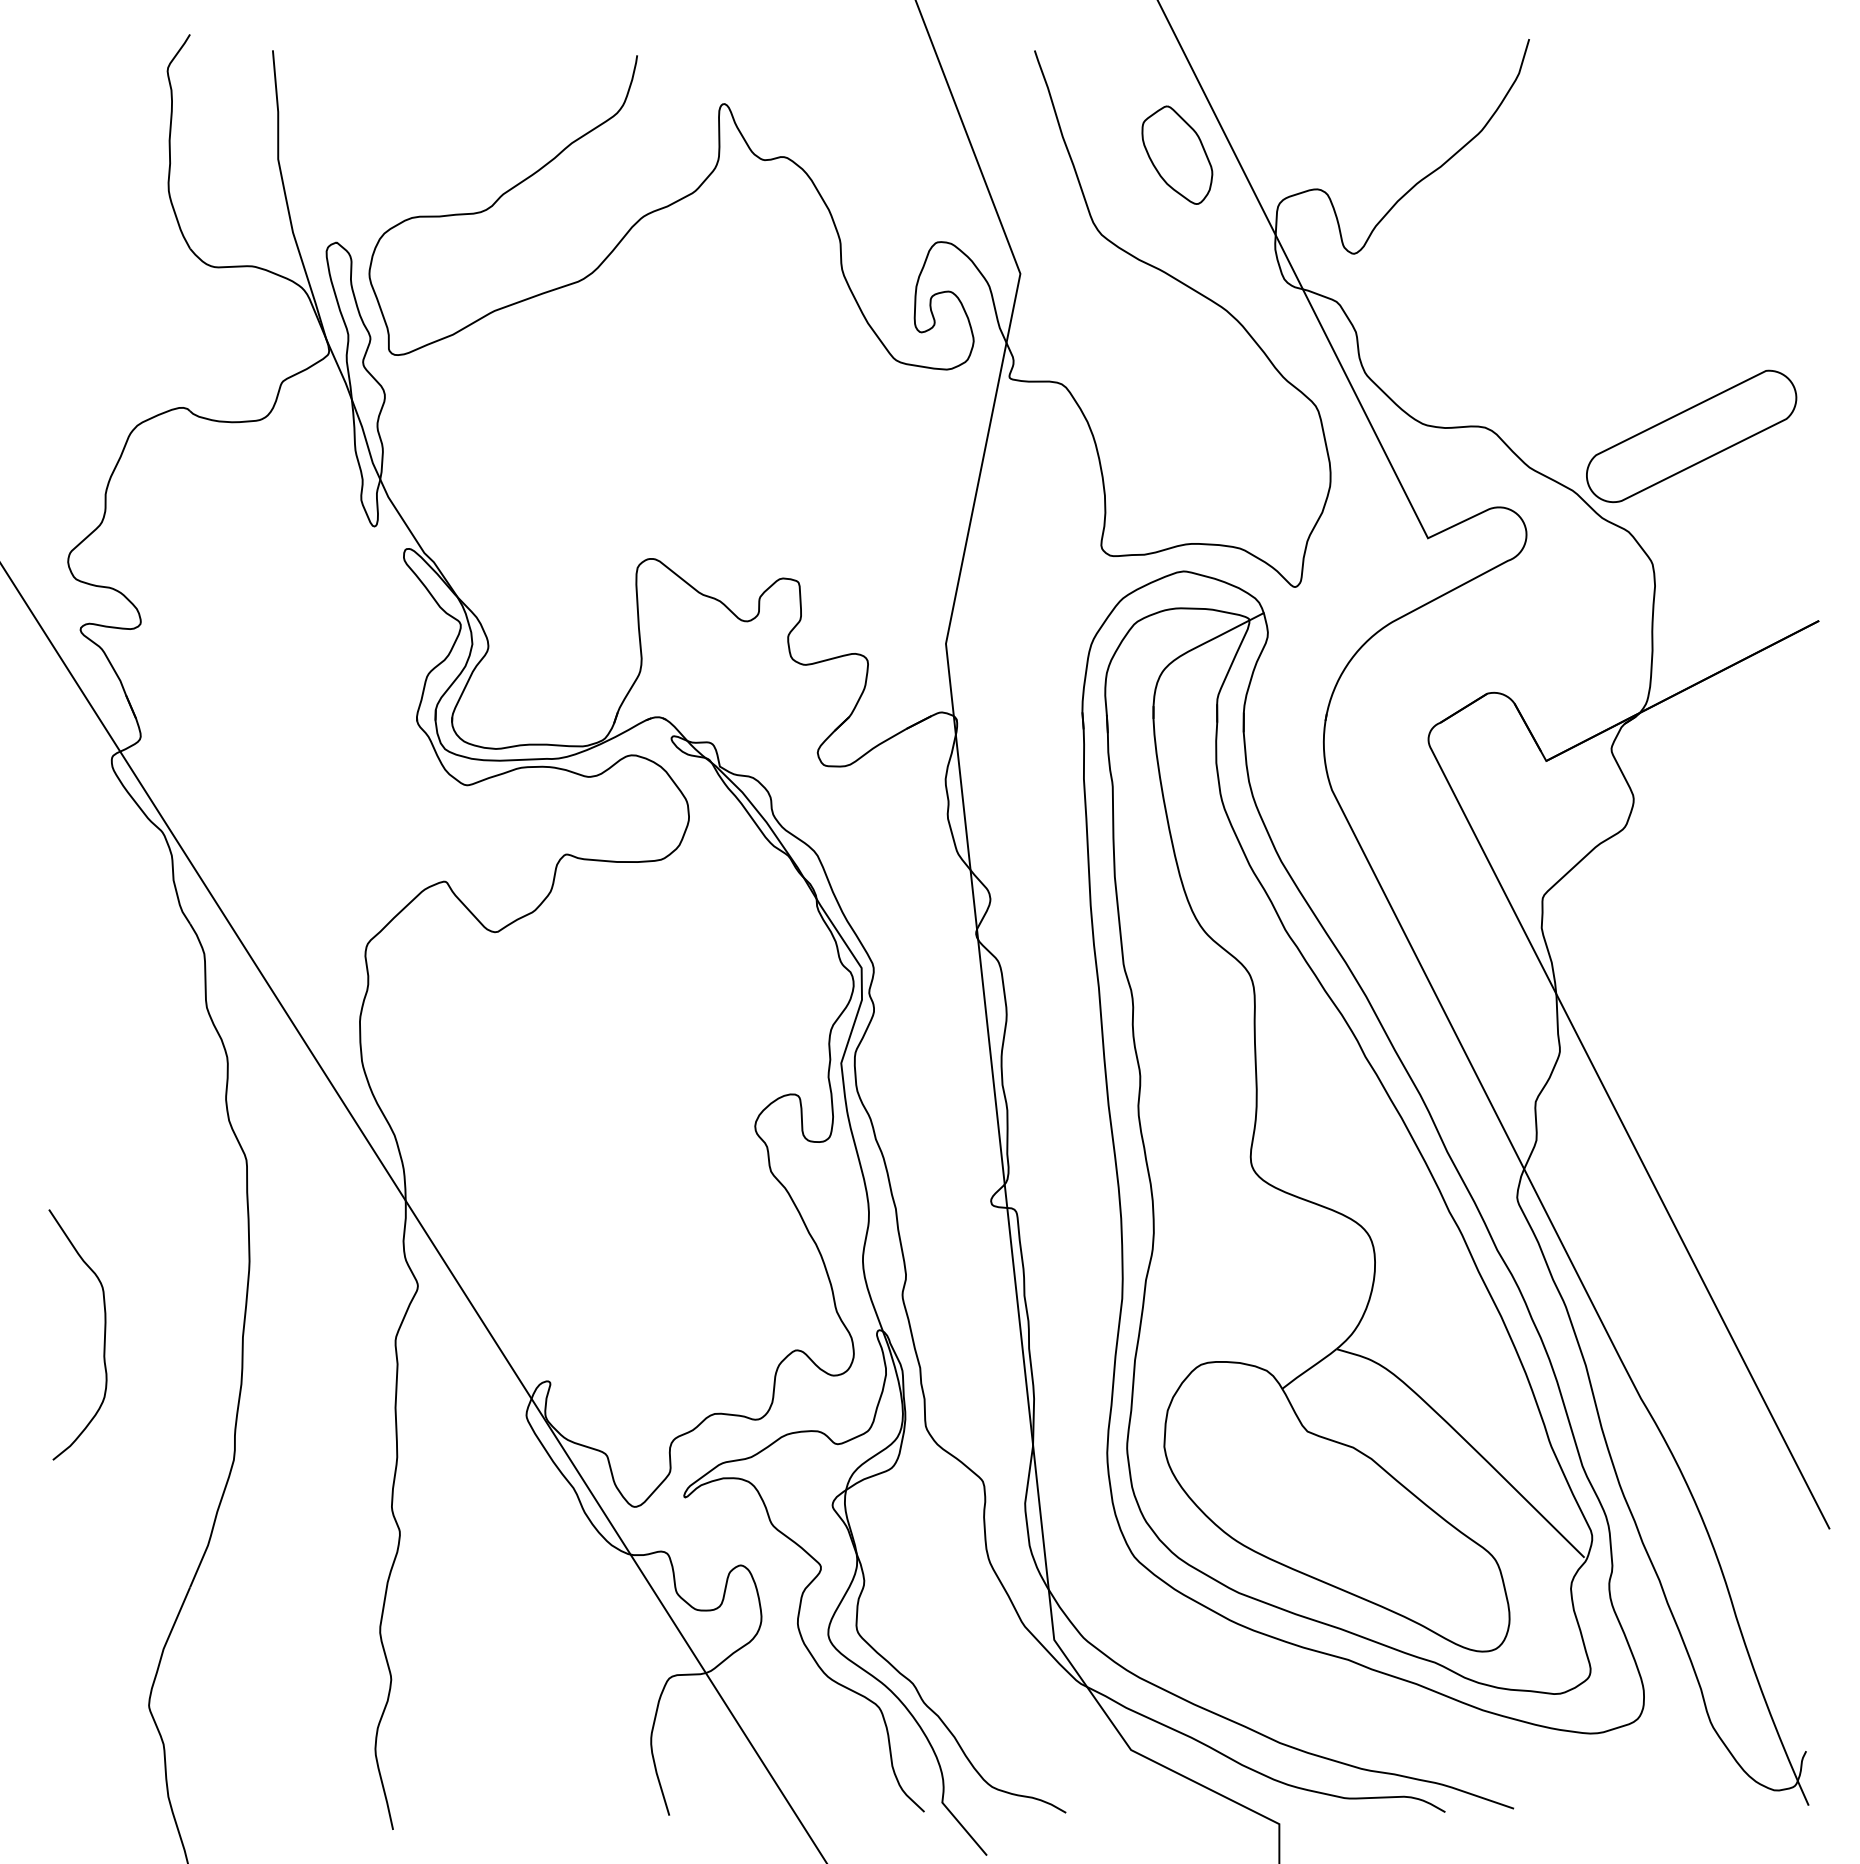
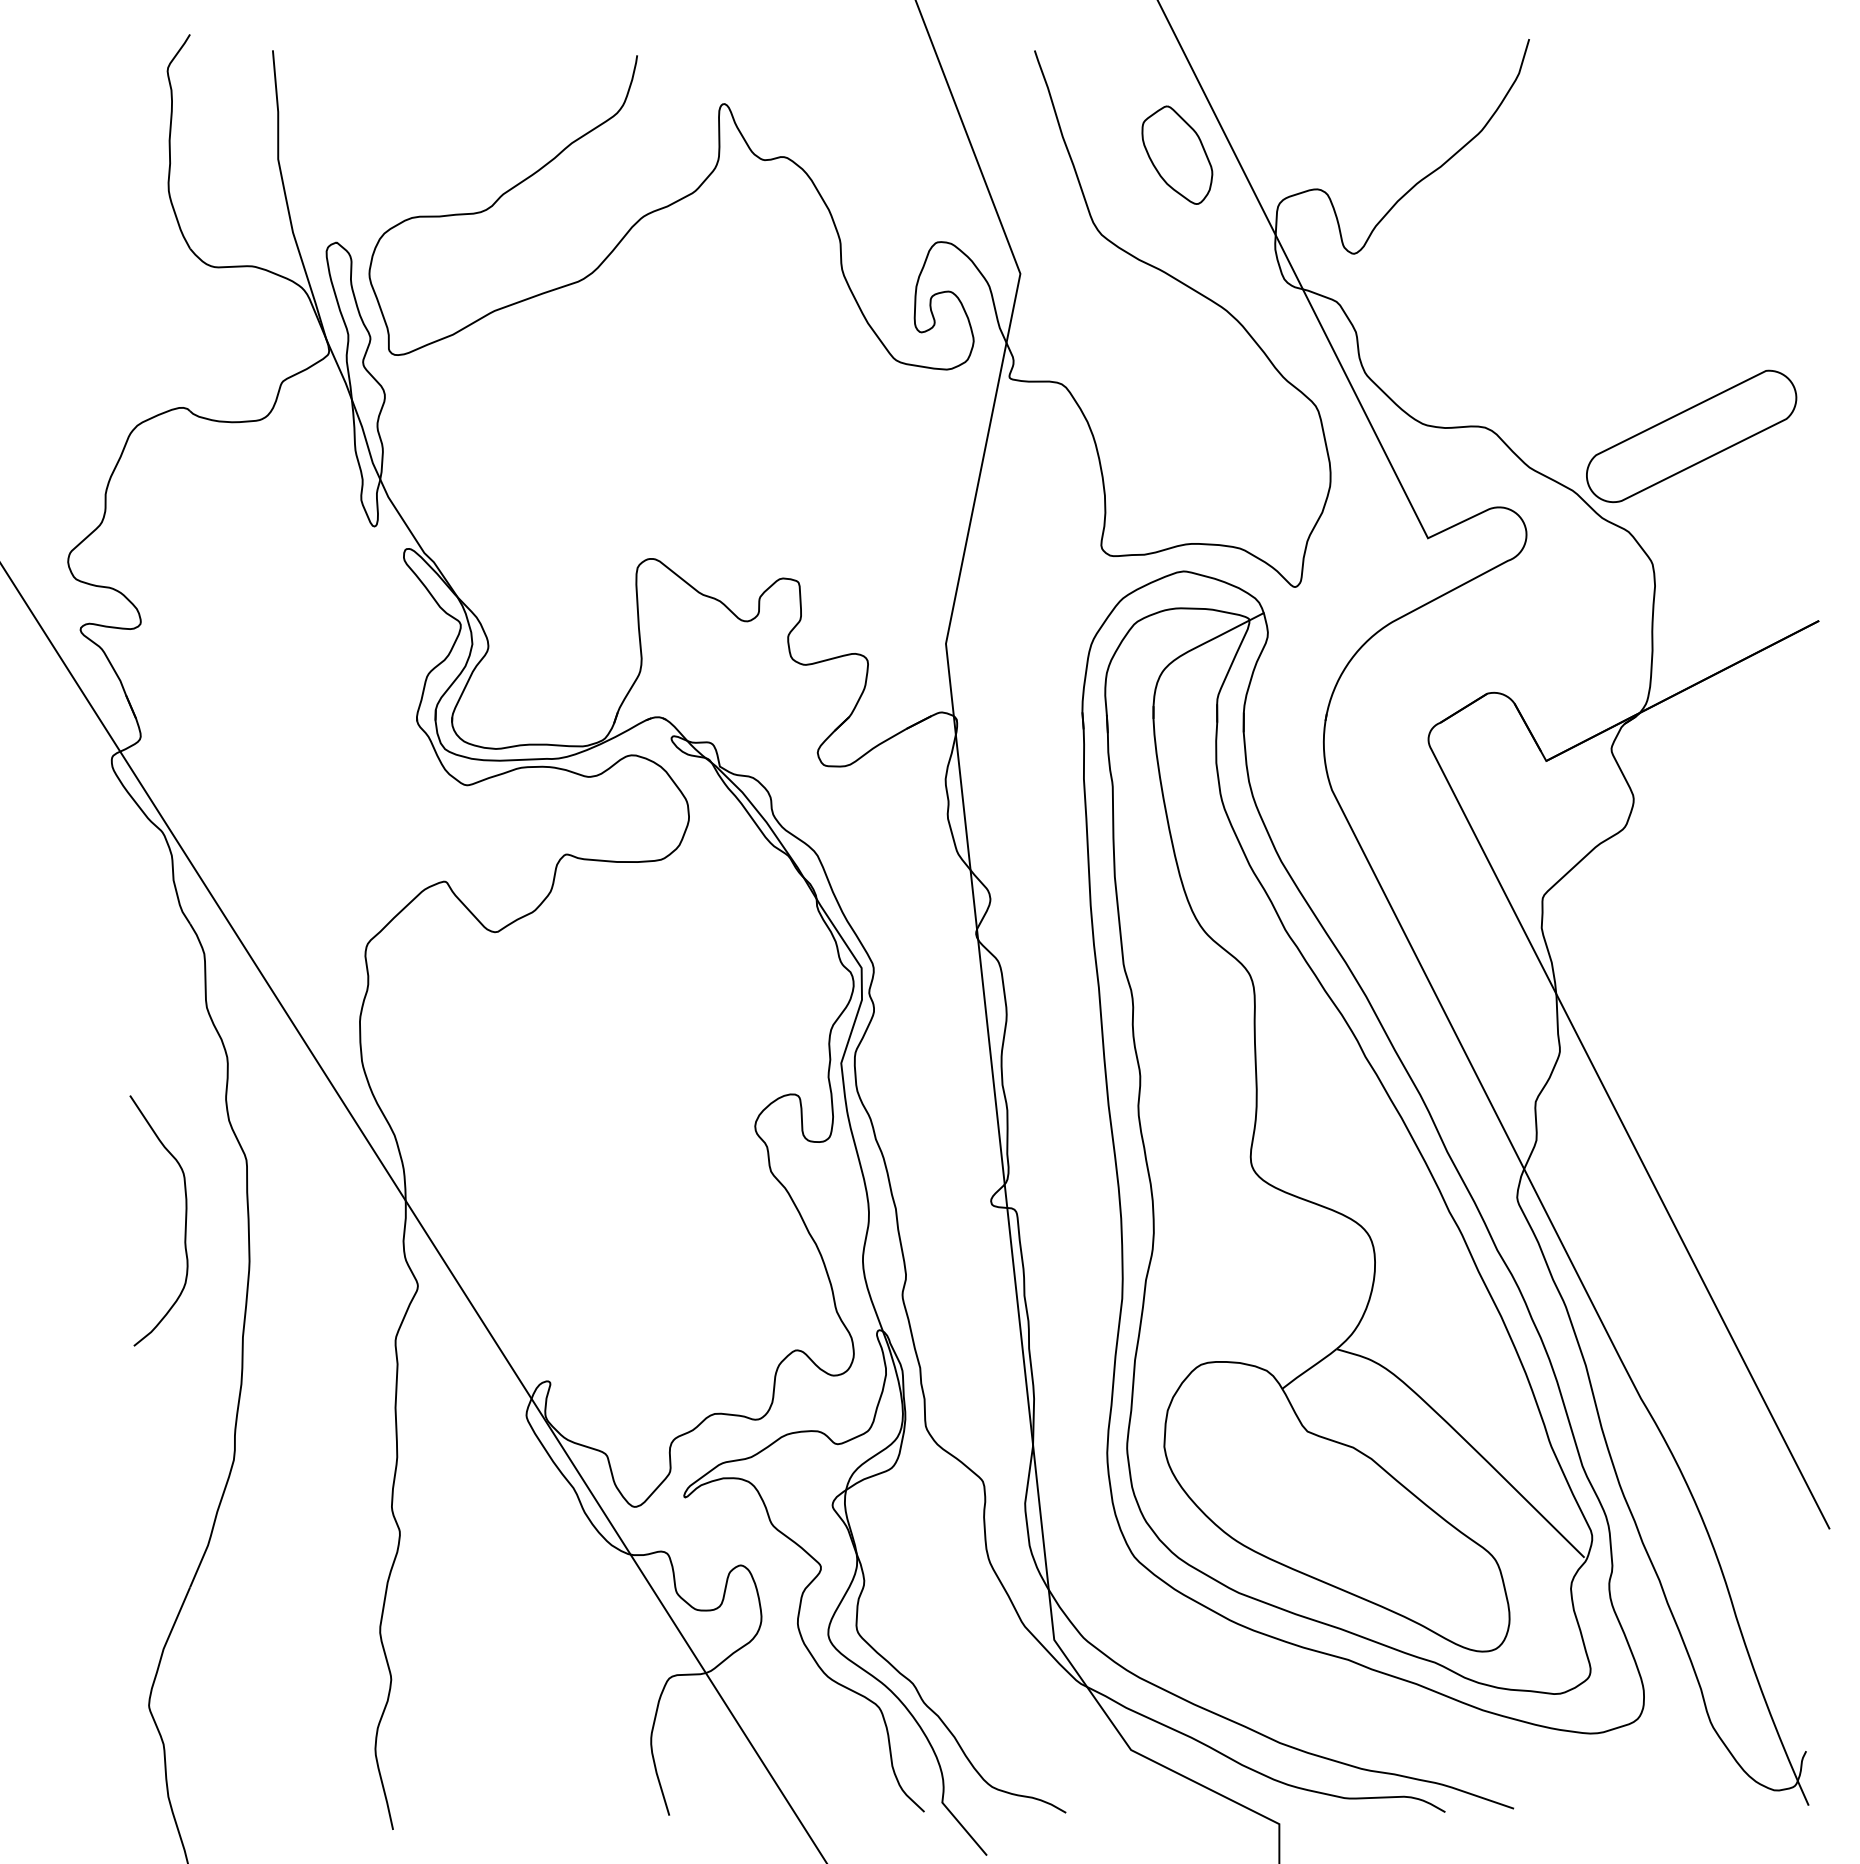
curve position: (103, 1341) -> (184, 1227) (184, 1227)
